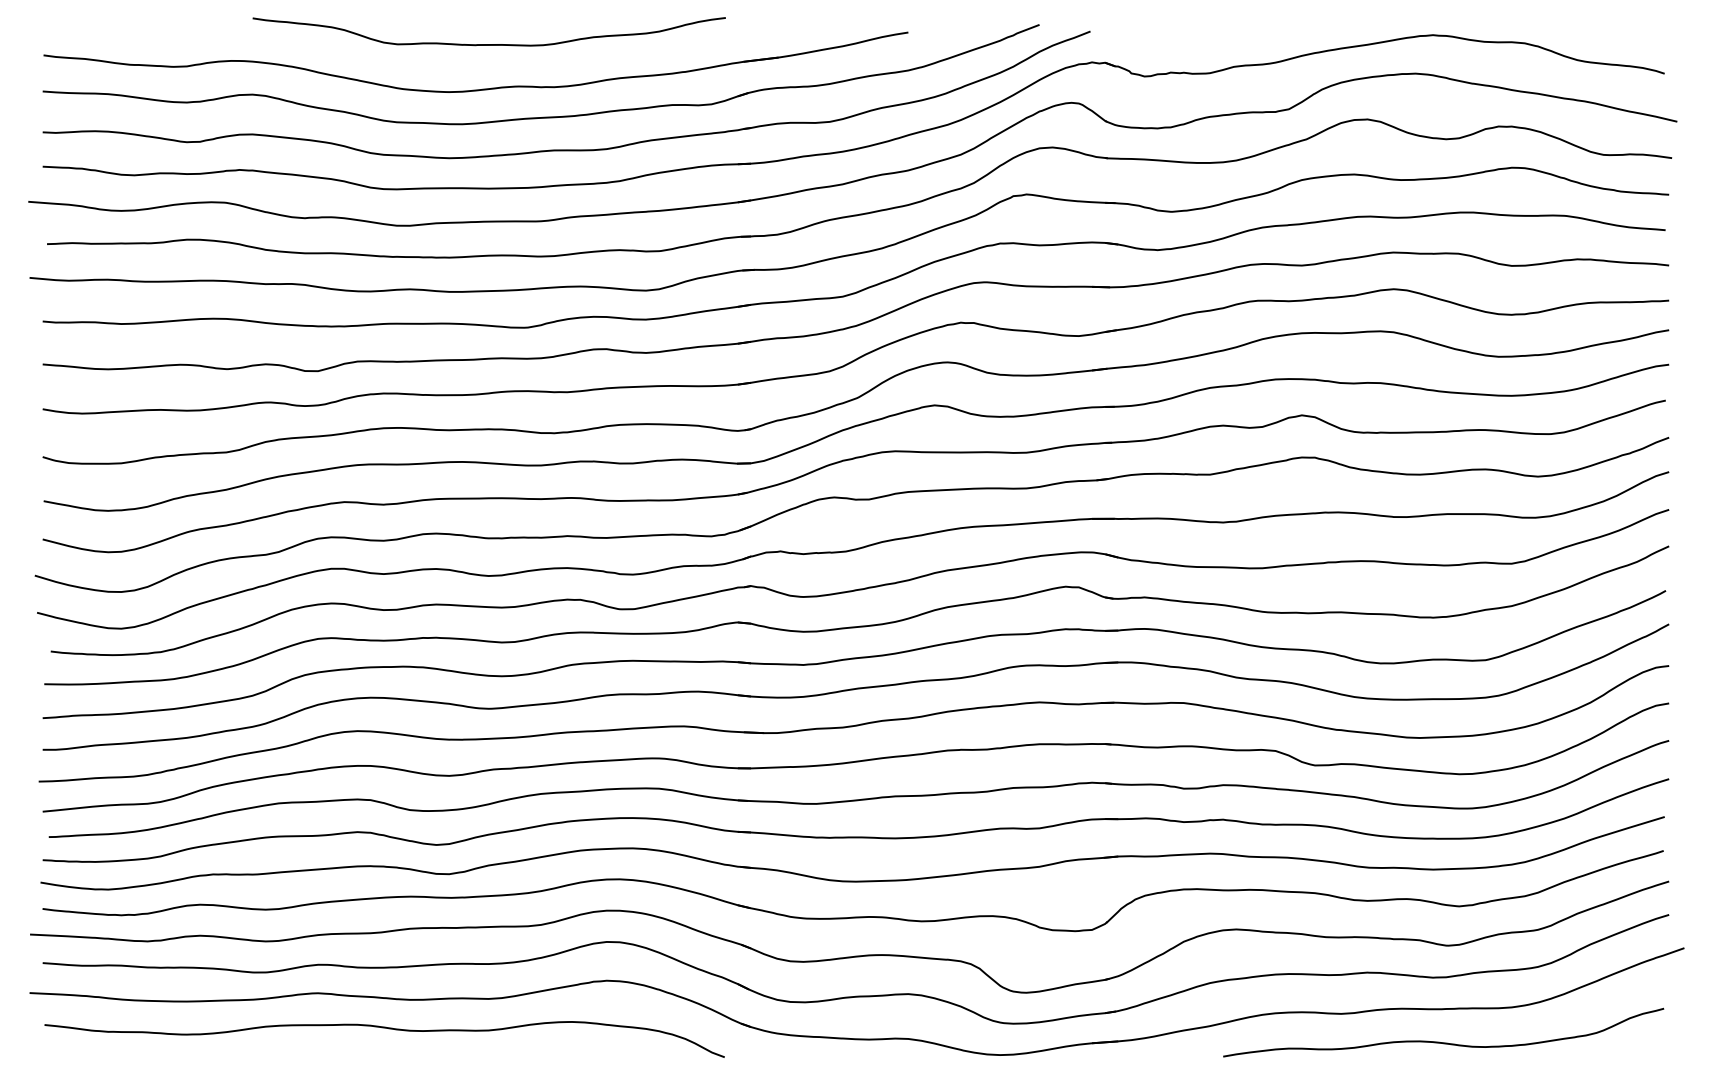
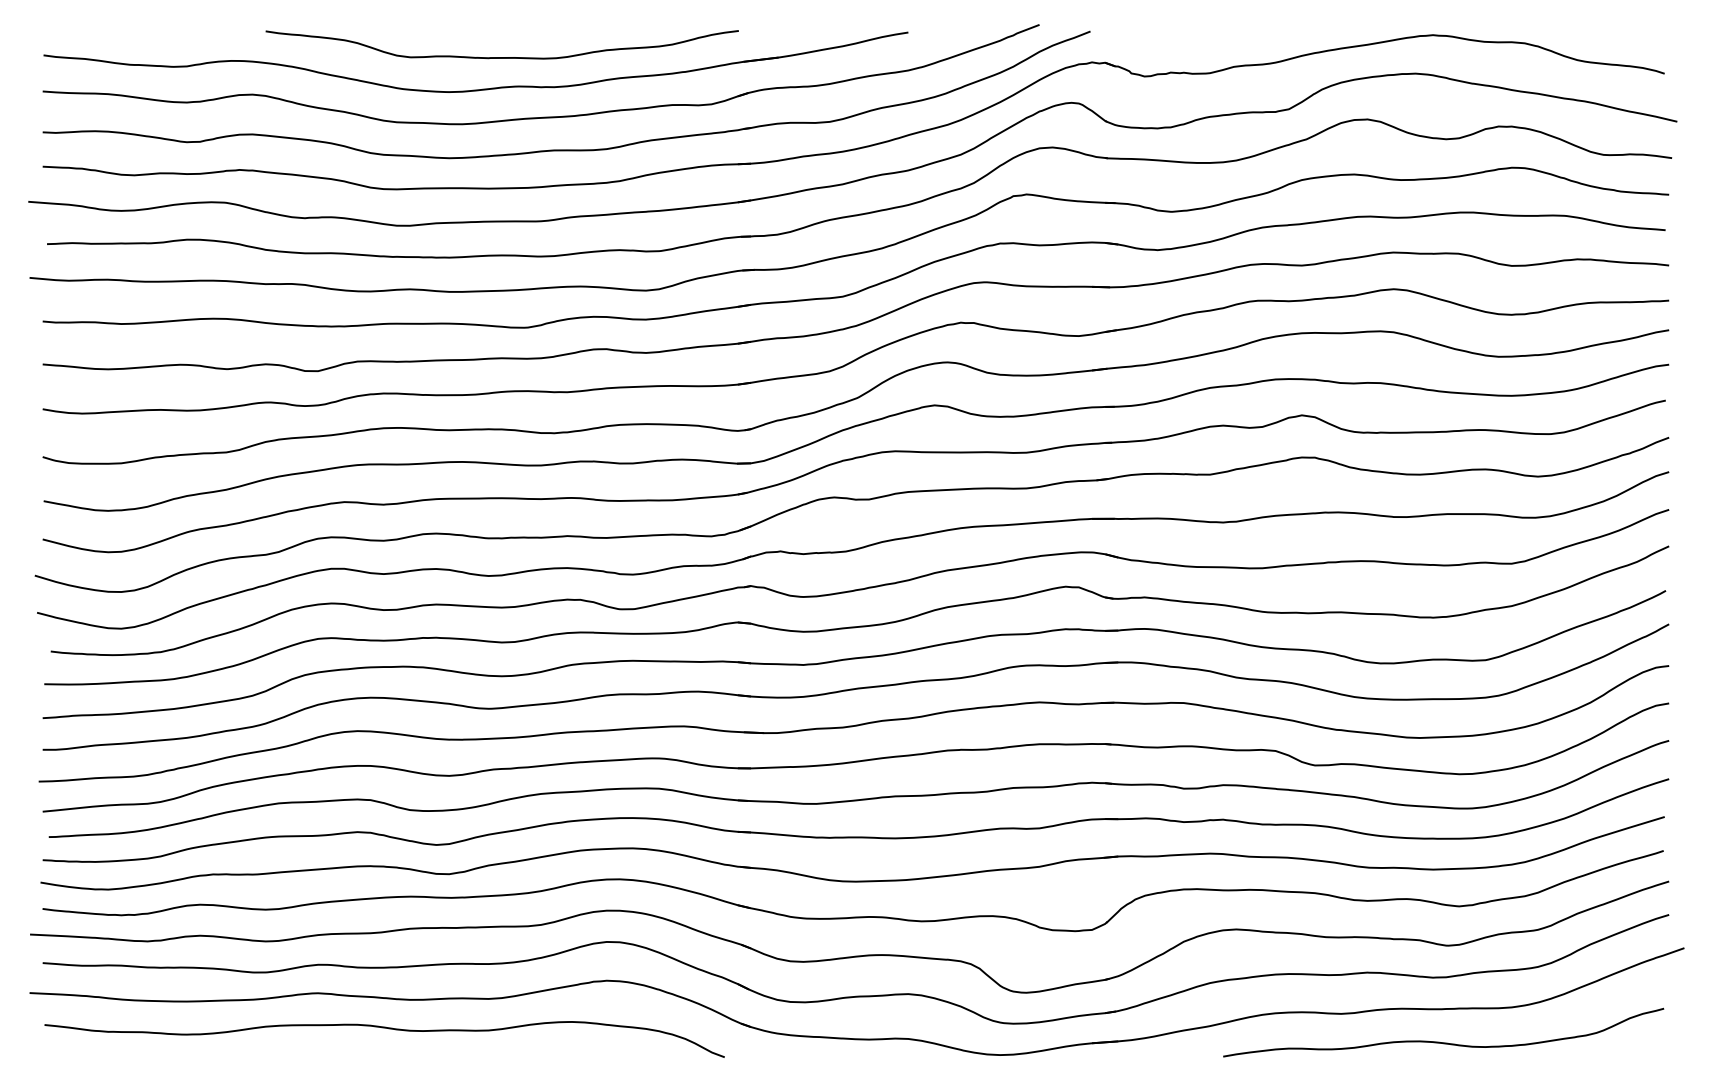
curve position: (488, 44) -> (501, 57) (501, 57)
